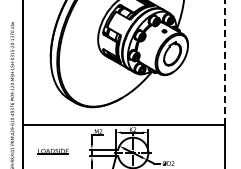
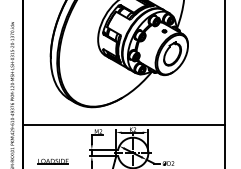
line: dashed -> solid (224, 62)
part position: (52, 151) -> (52, 161) (52, 161)
